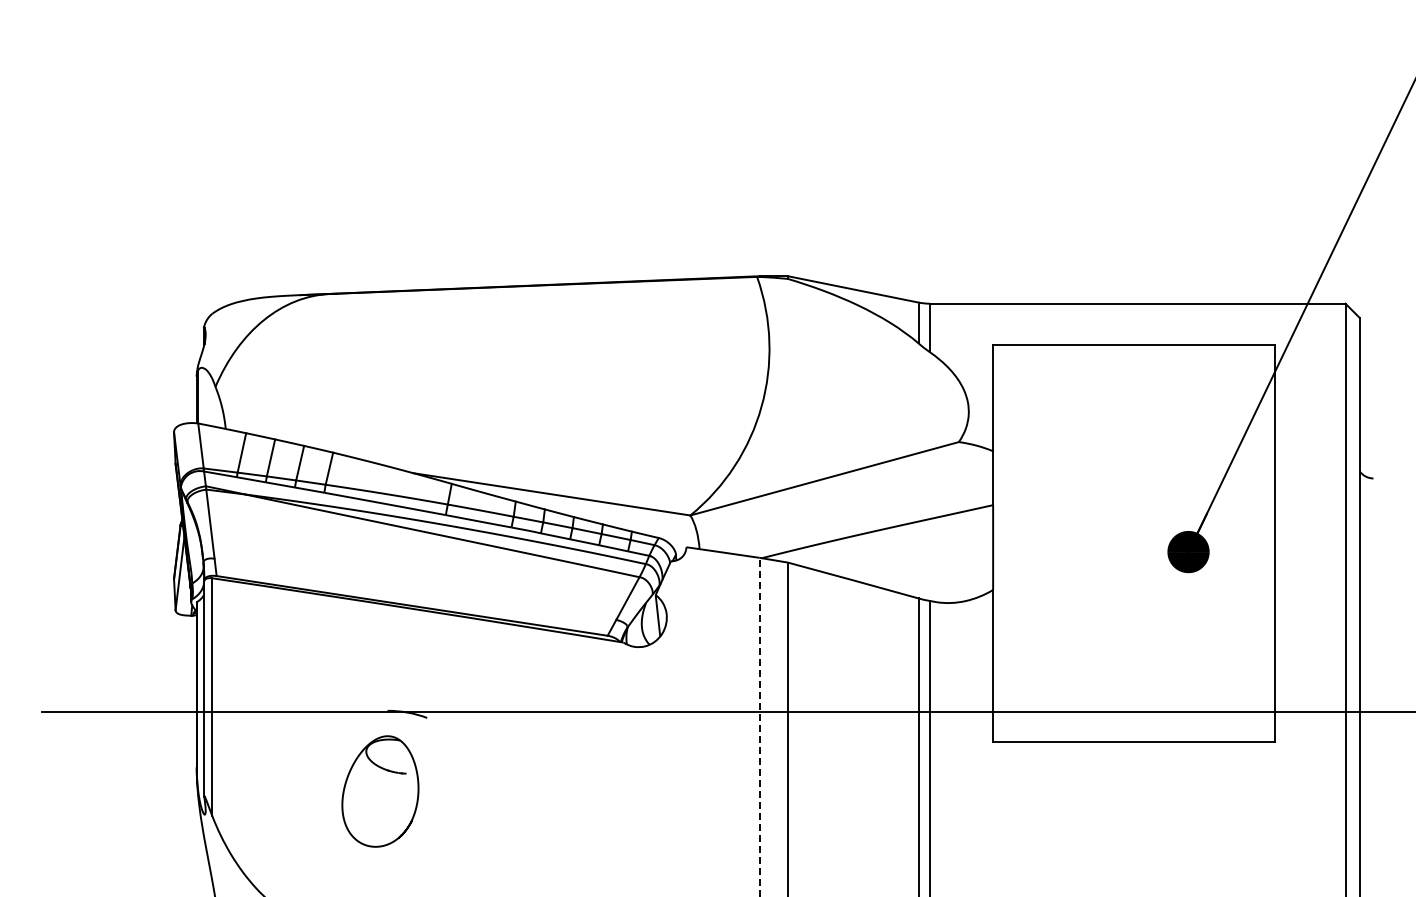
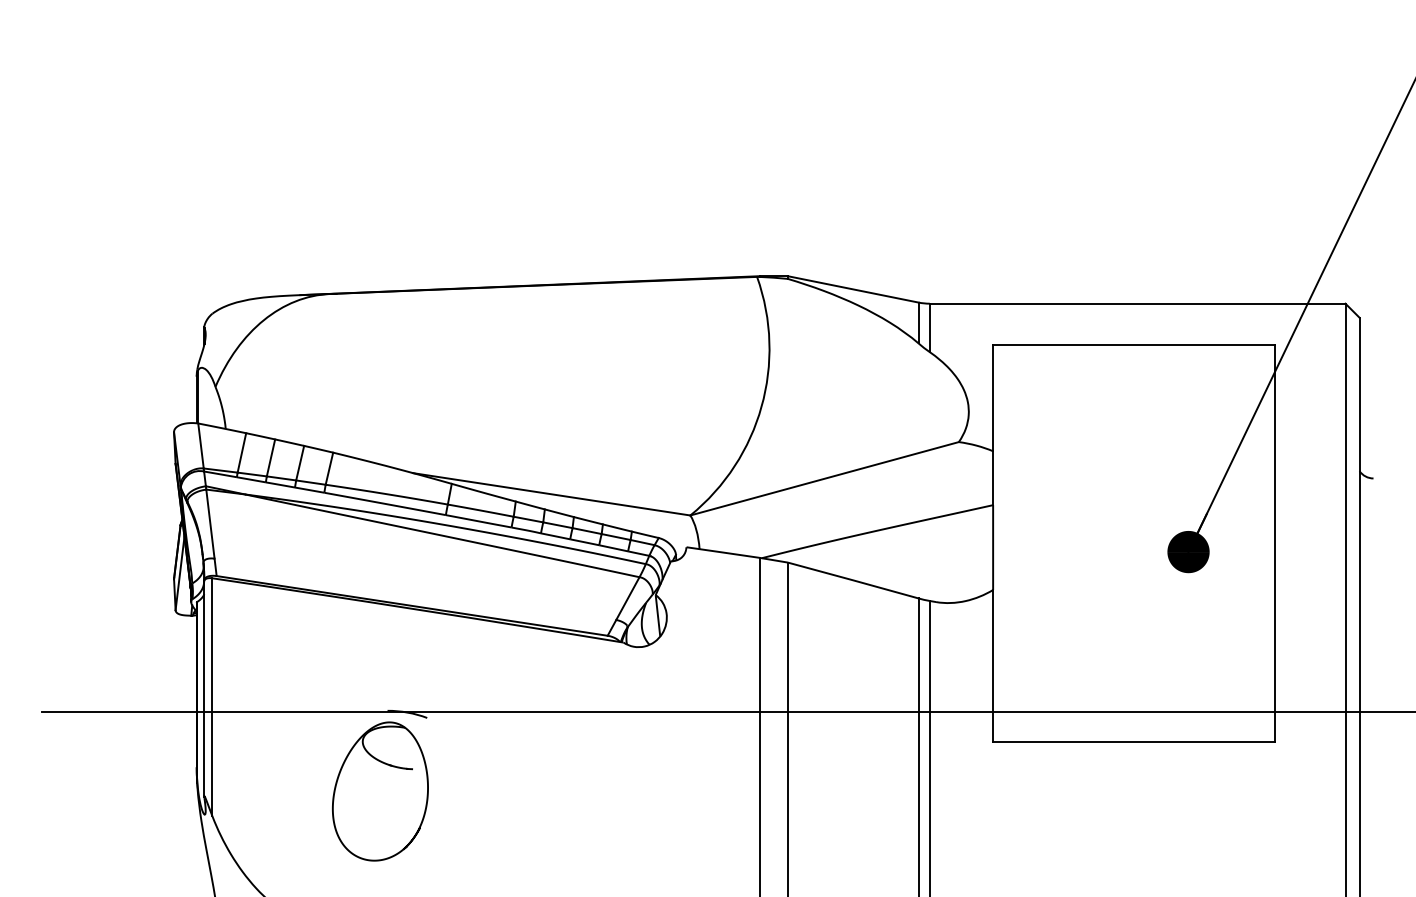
line: dashed -> solid (759, 726)
part size: 79x113 px -> 97x141 px (380, 791)
